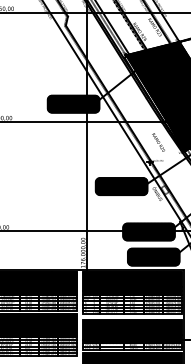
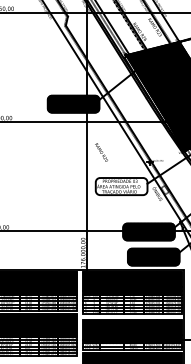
text position: (158, 142) -> (101, 152) (101, 152)
hatch: present -> none (121, 186)
